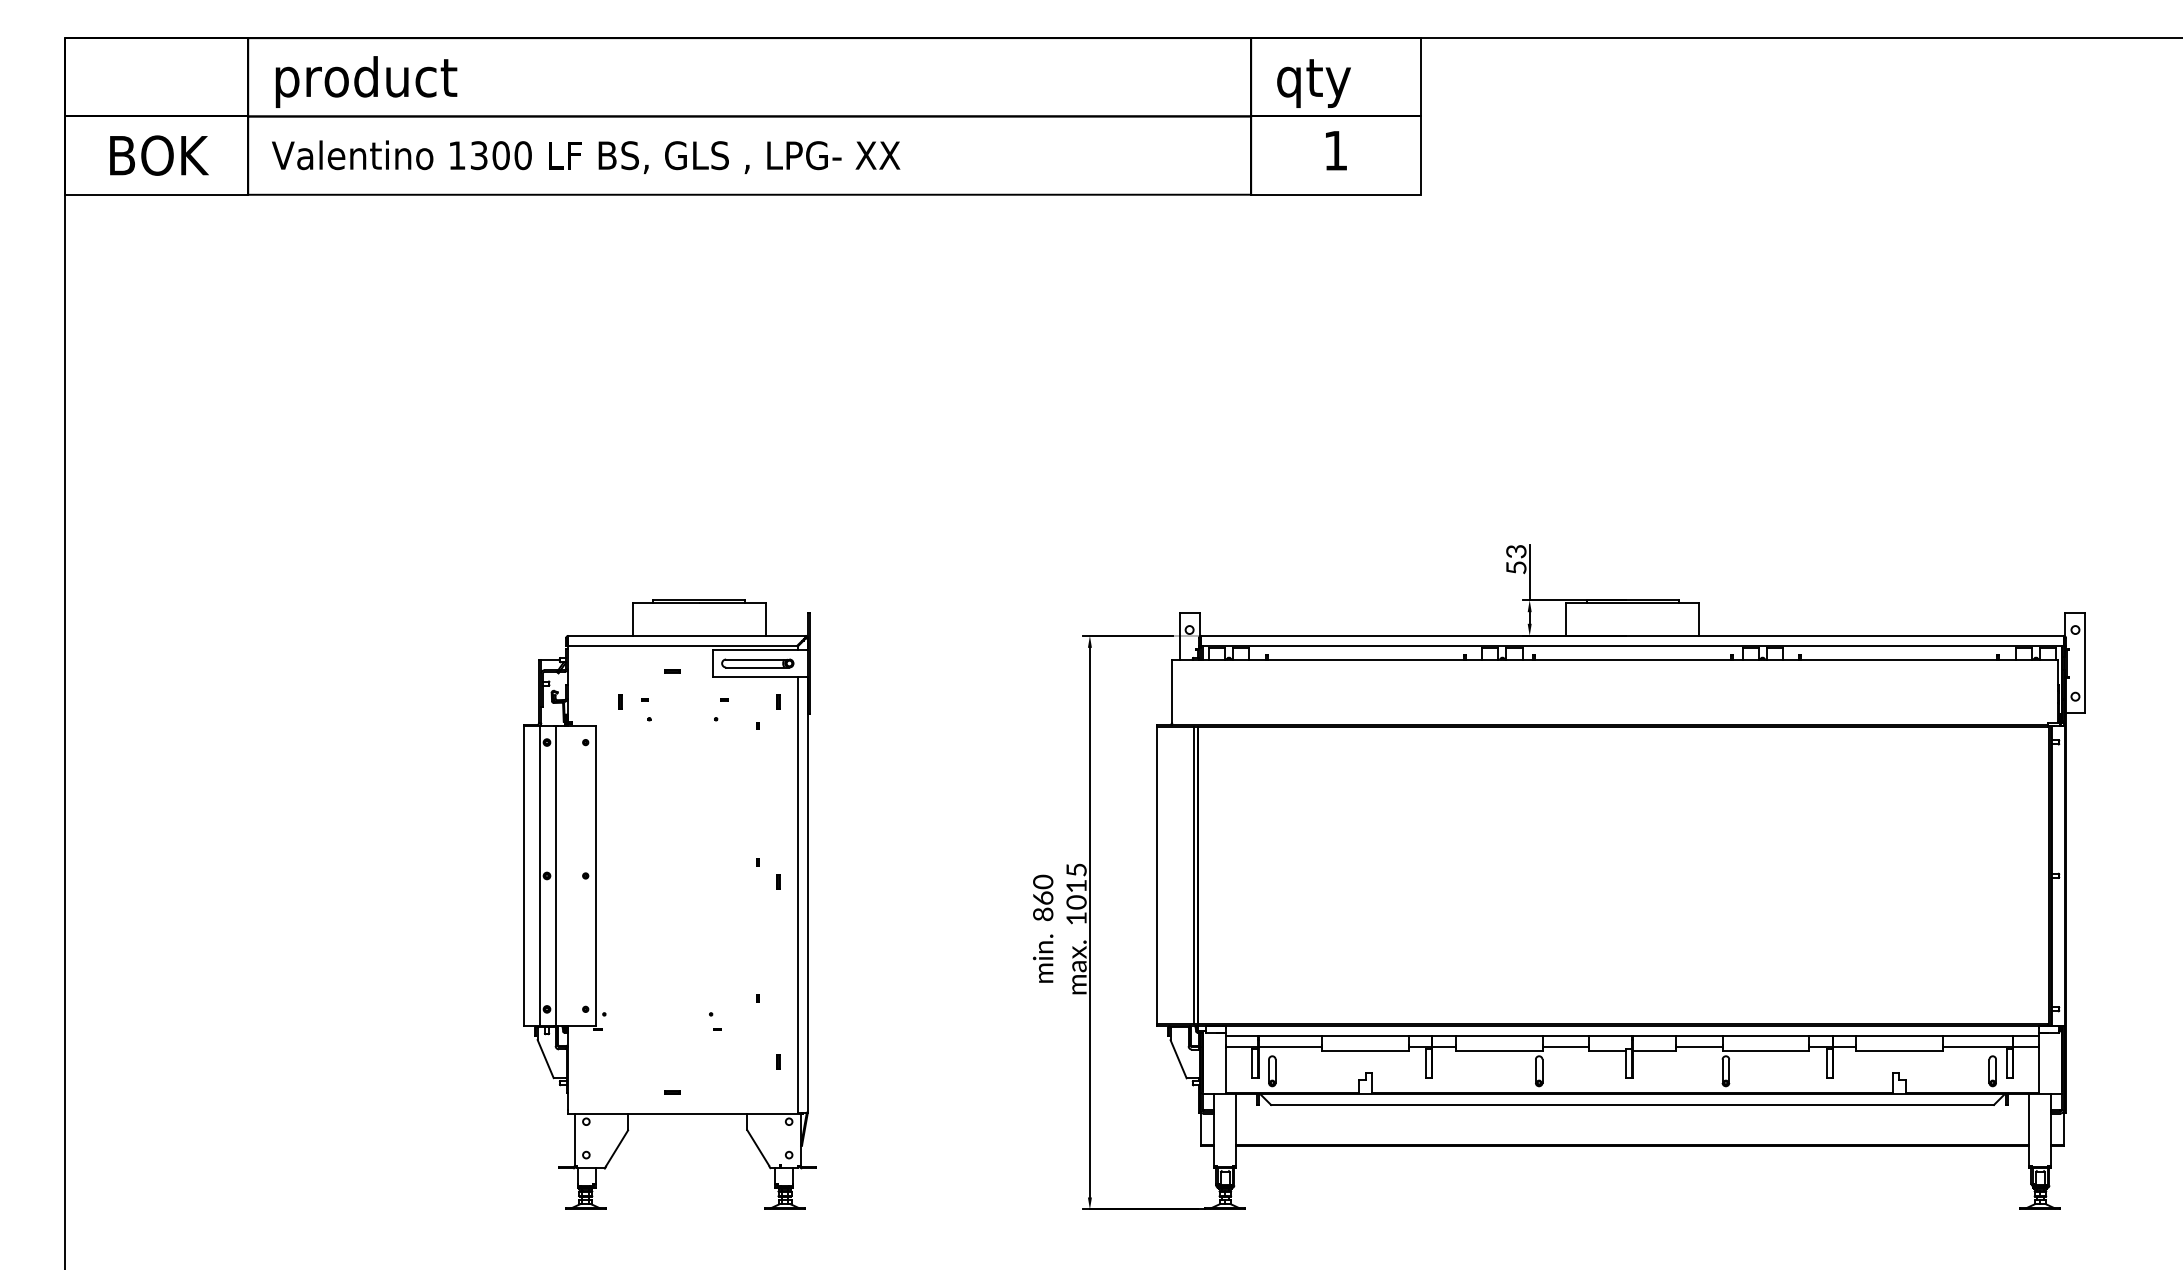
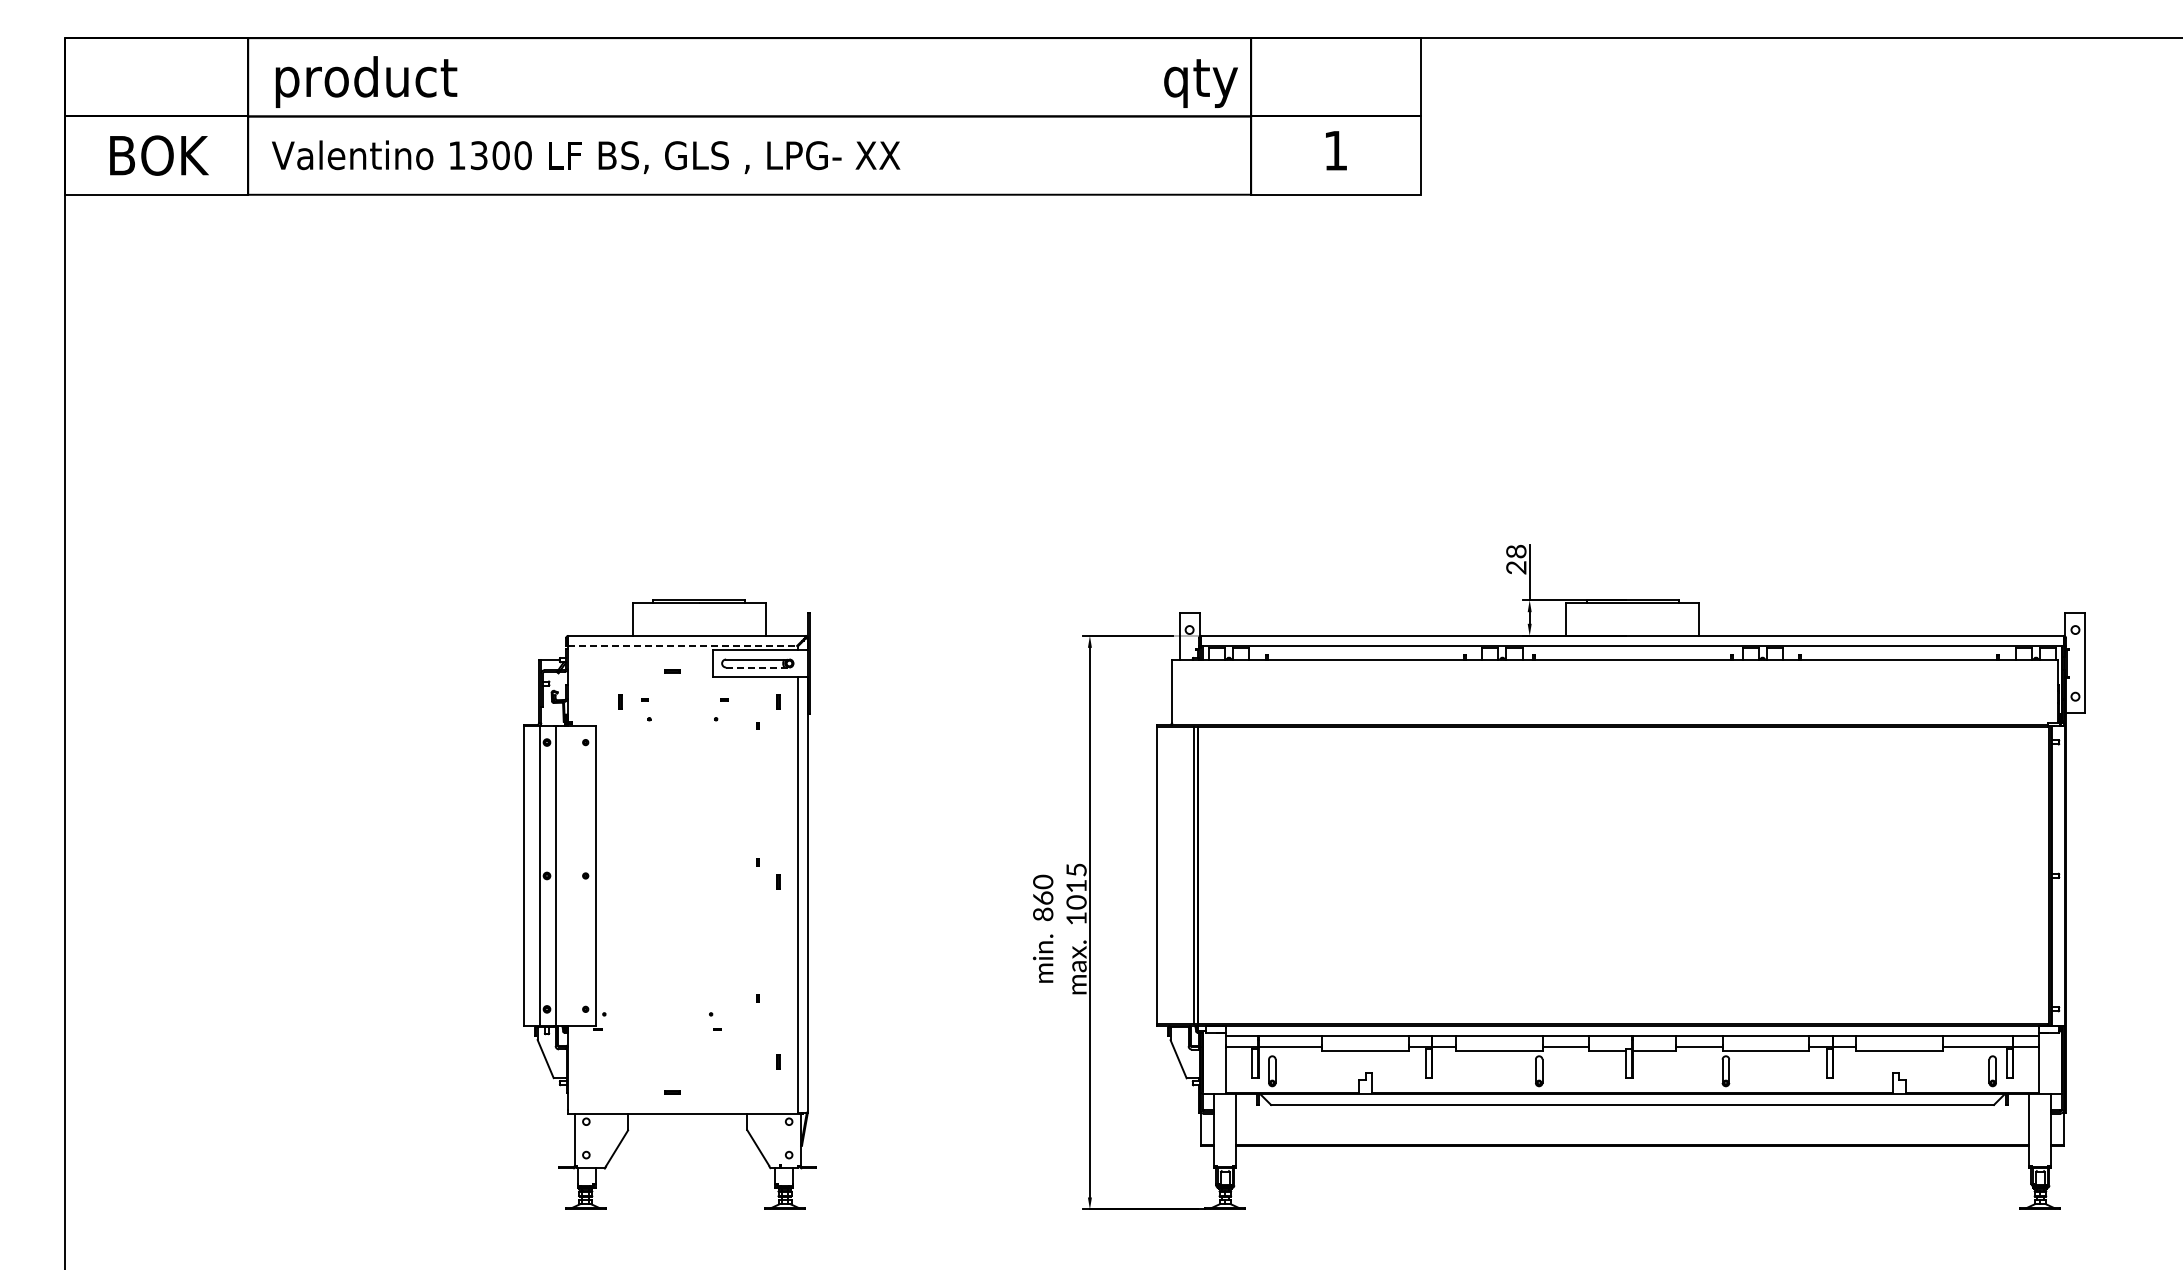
text position: (1313, 83) -> (1200, 83) (1200, 83)
text: 53 -> 28 (1516, 559)
line: solid -> dashed (682, 645)
line: solid -> dashed (757, 667)
